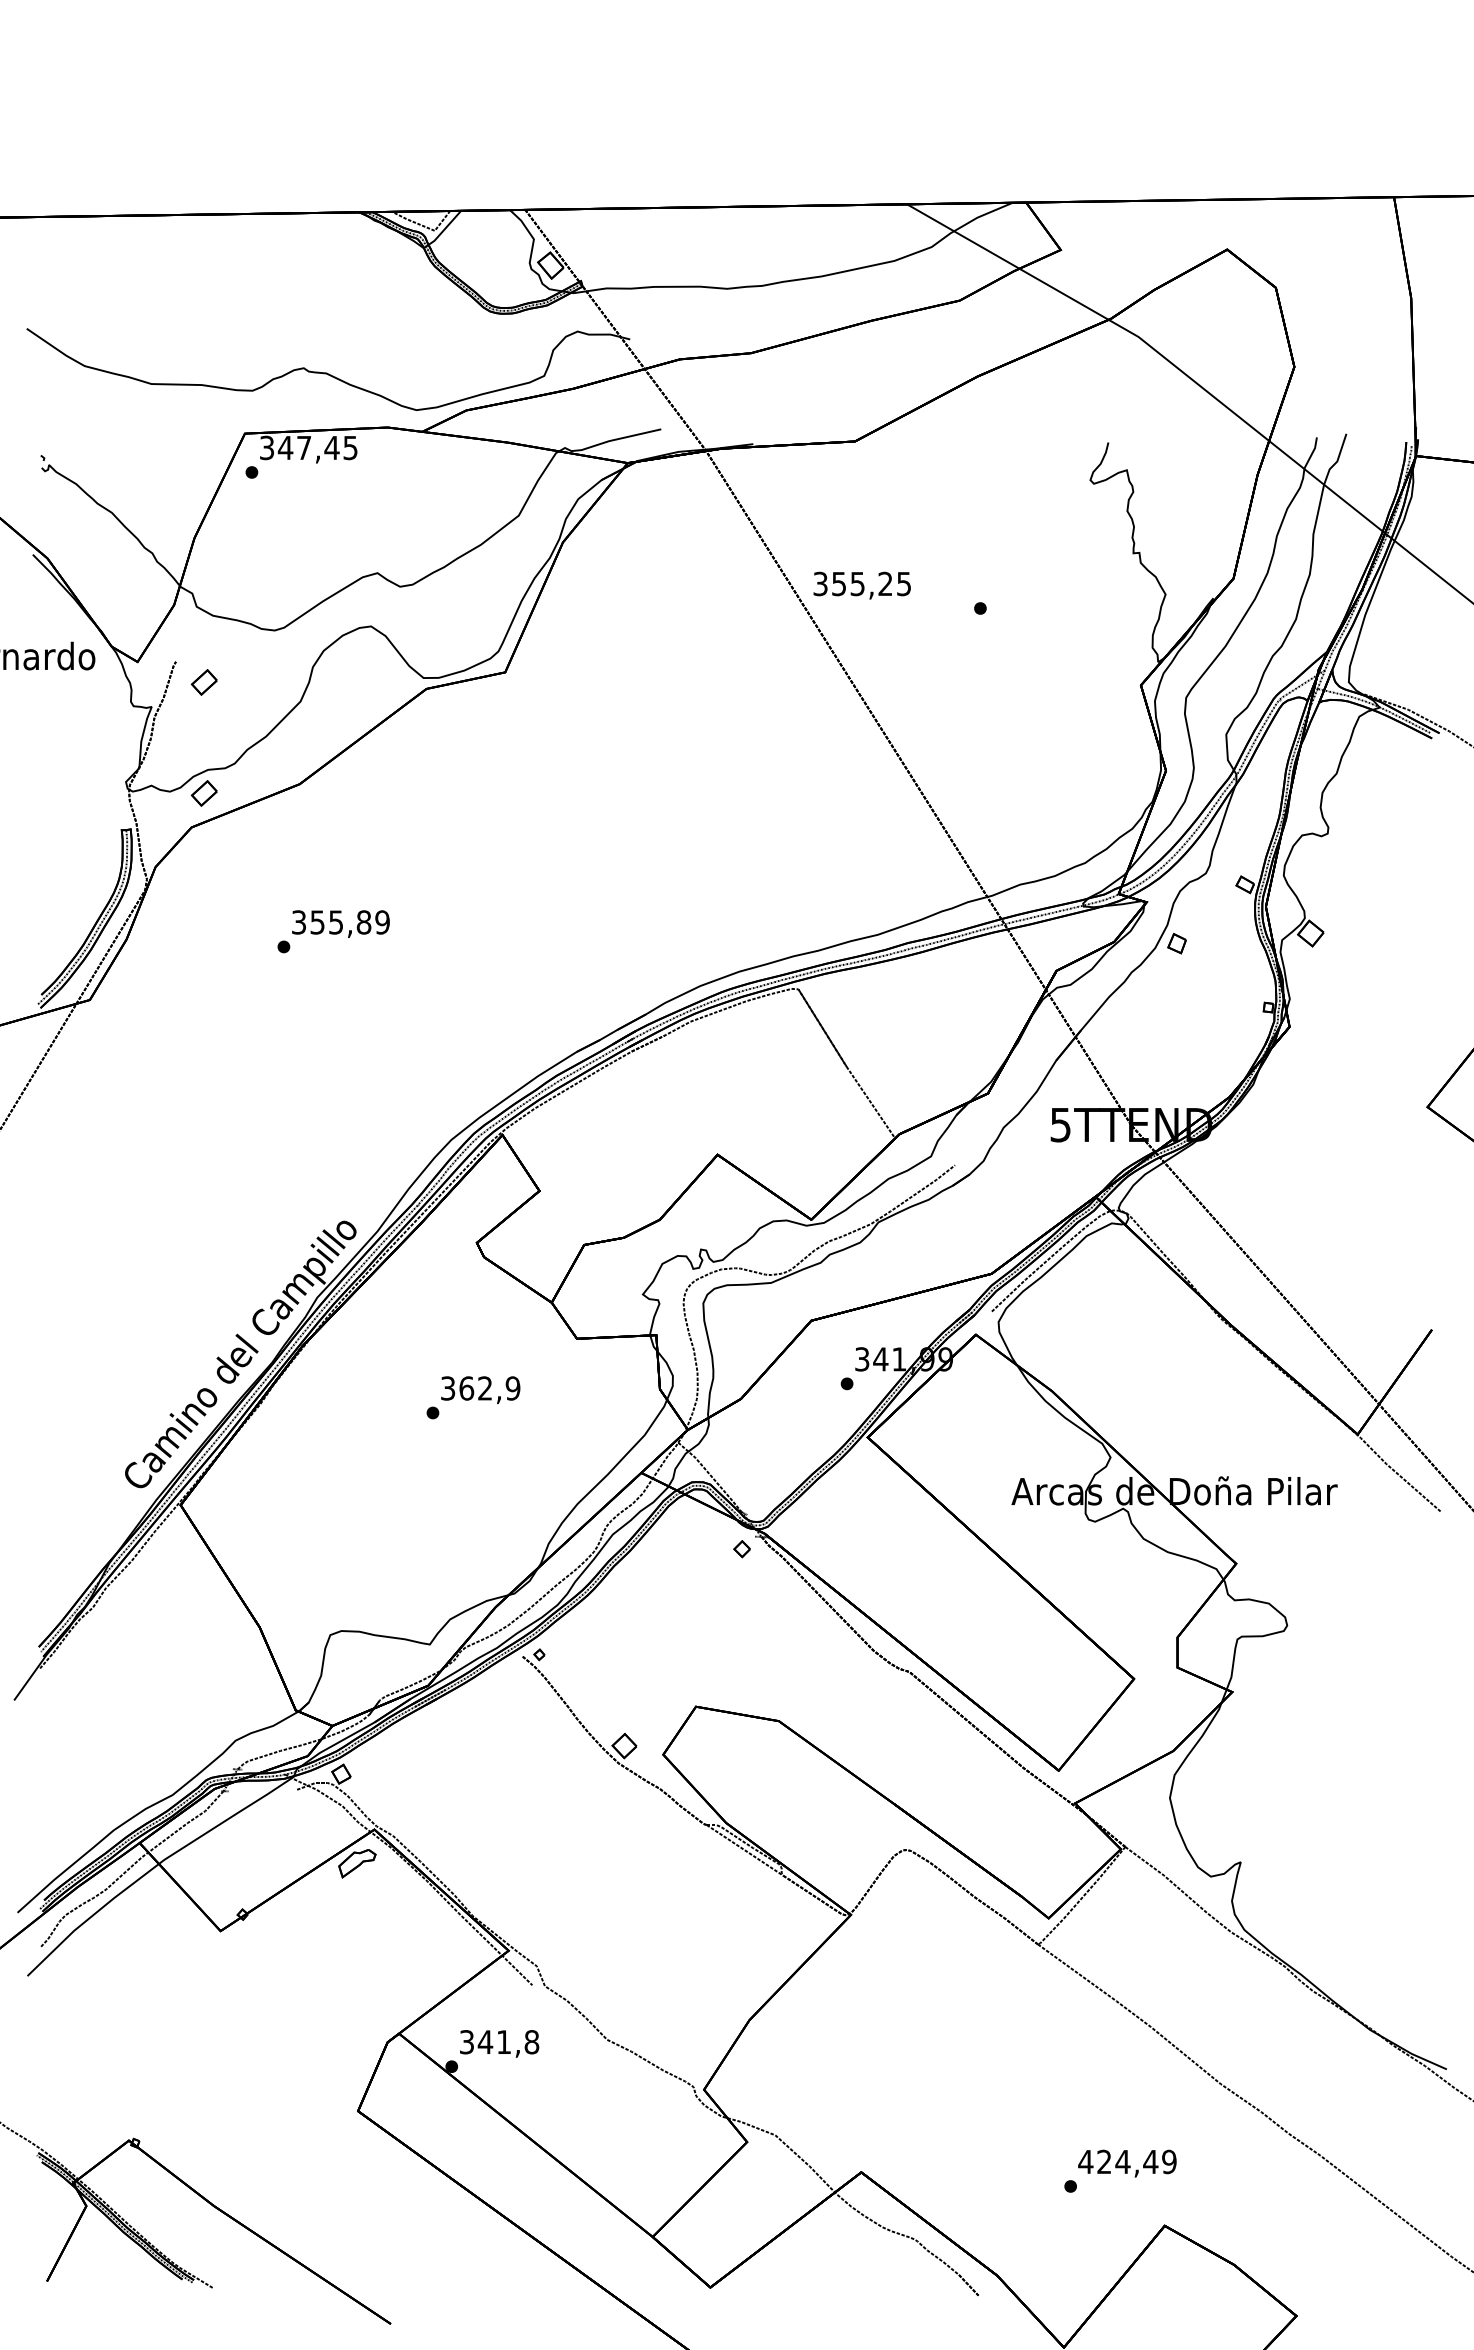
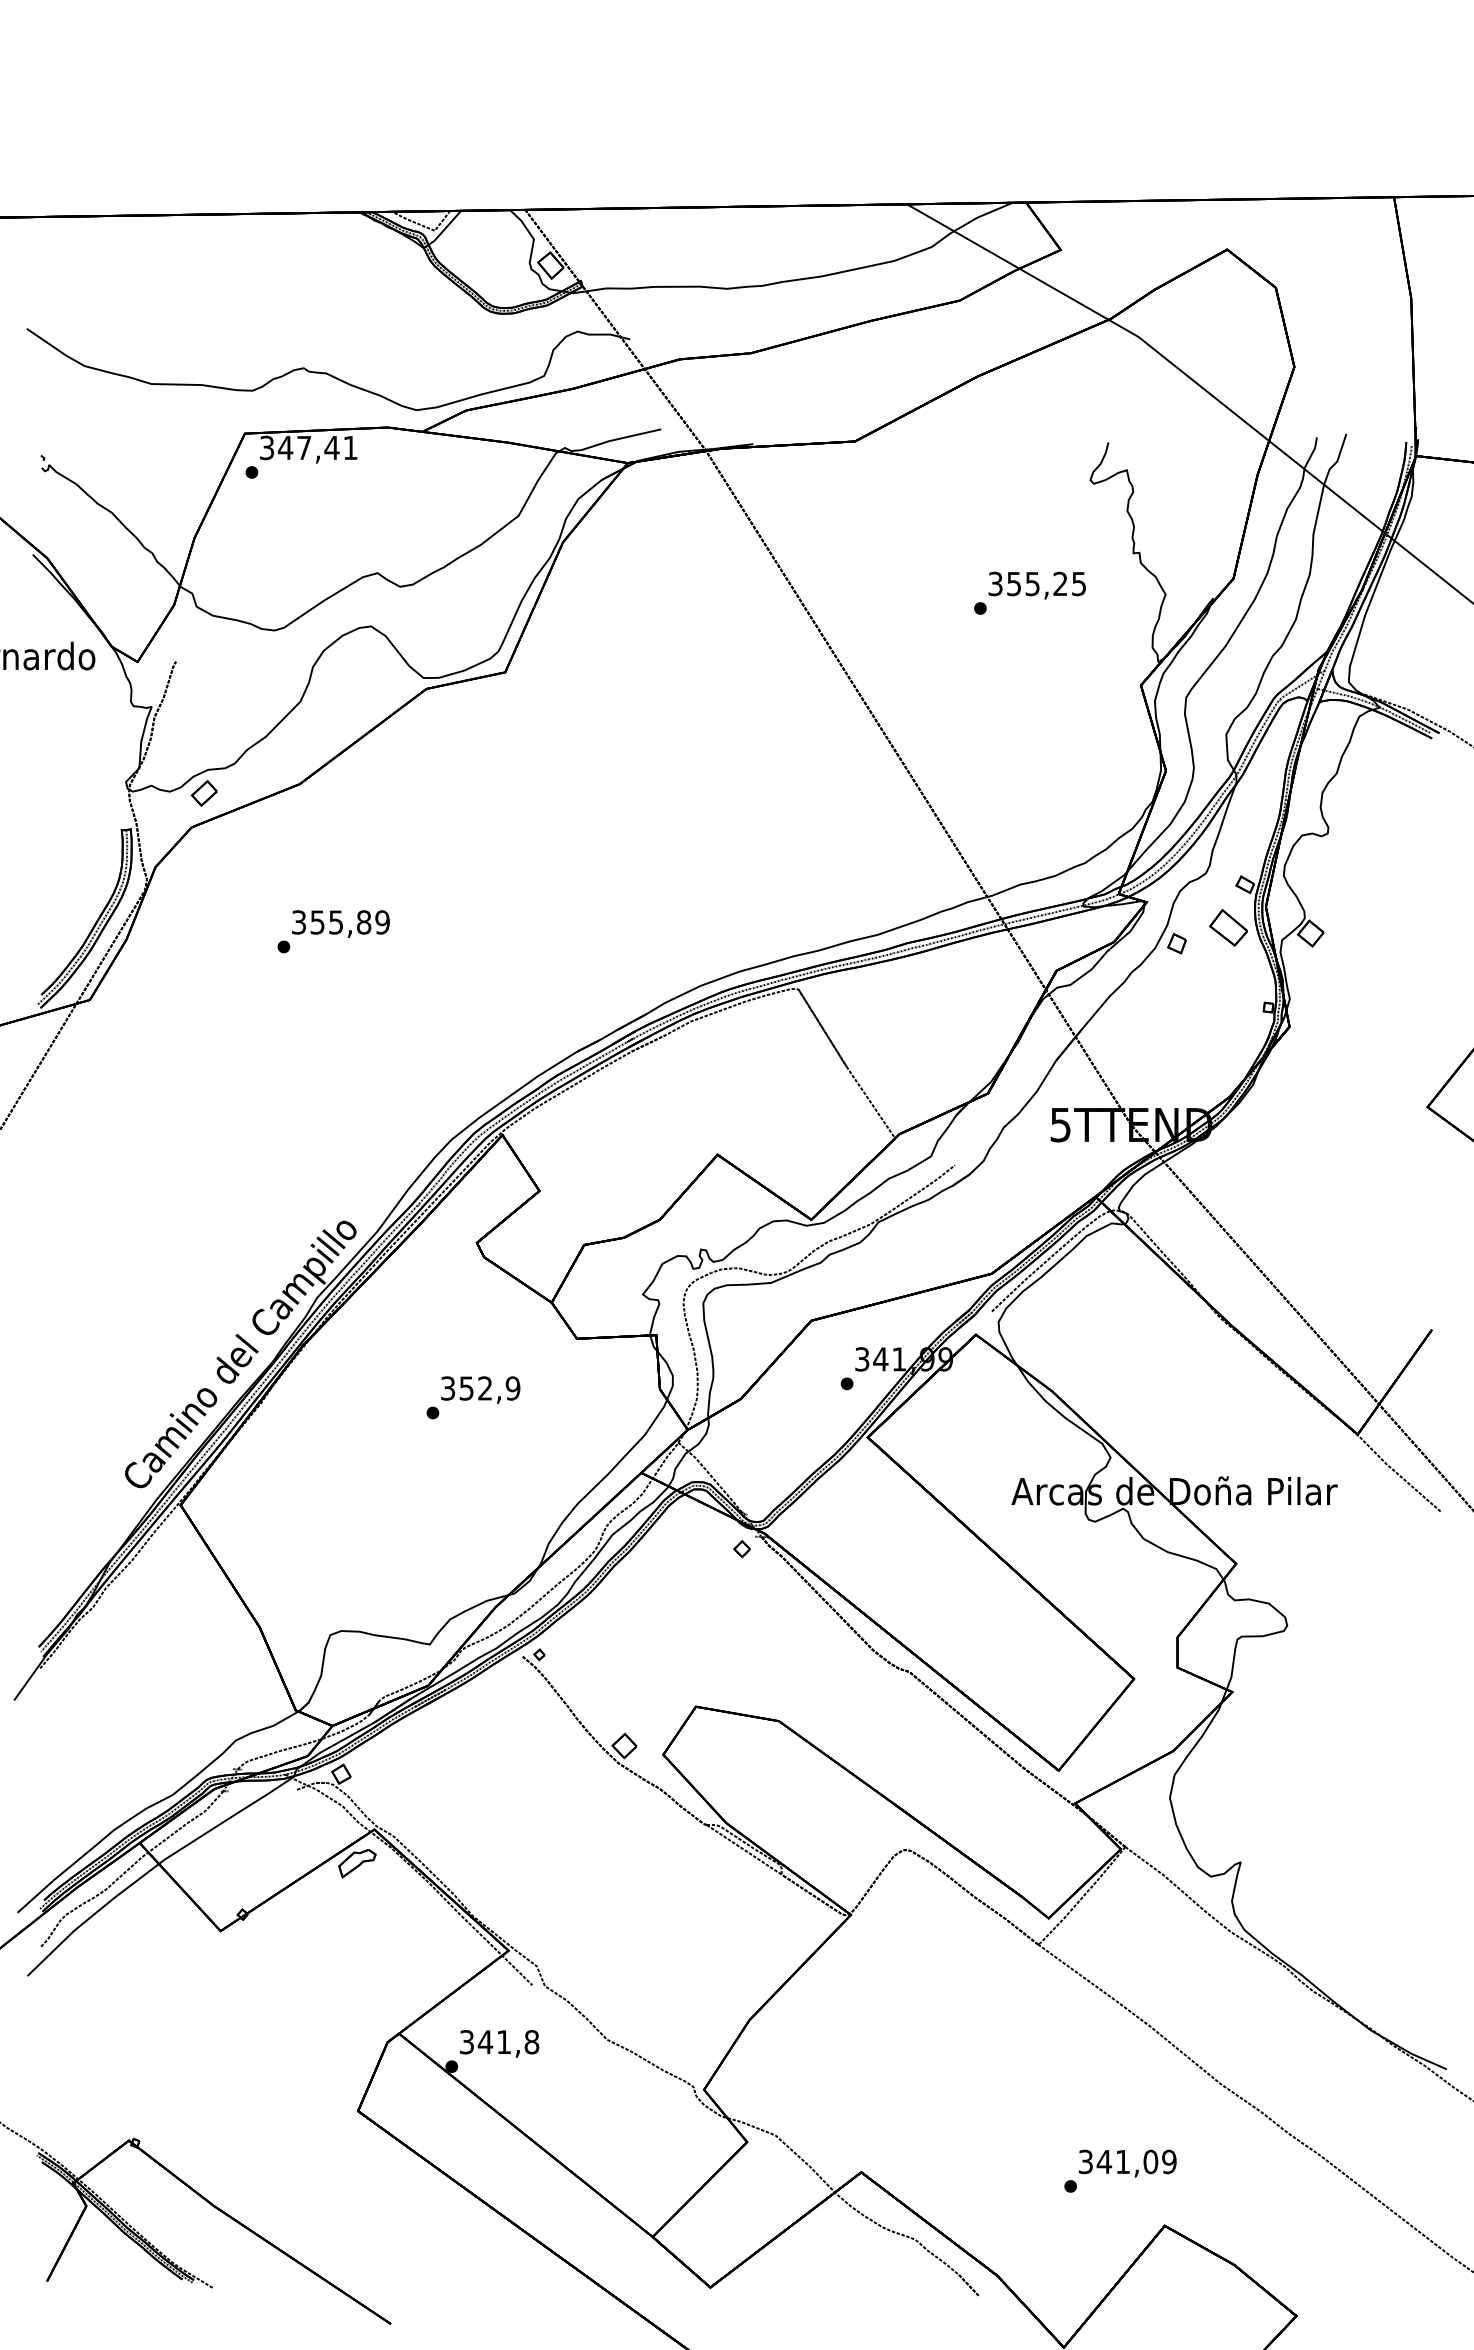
text: 347,45 -> 347,41 (350, 448)
text position: (861, 585) -> (1036, 585) (1036, 585)
part: present -> none (203, 682)
part: none -> present (1228, 927)
text: 362,9 -> 352,9 (466, 1388)
text: 424,49 -> 341,09 (1118, 2161)
